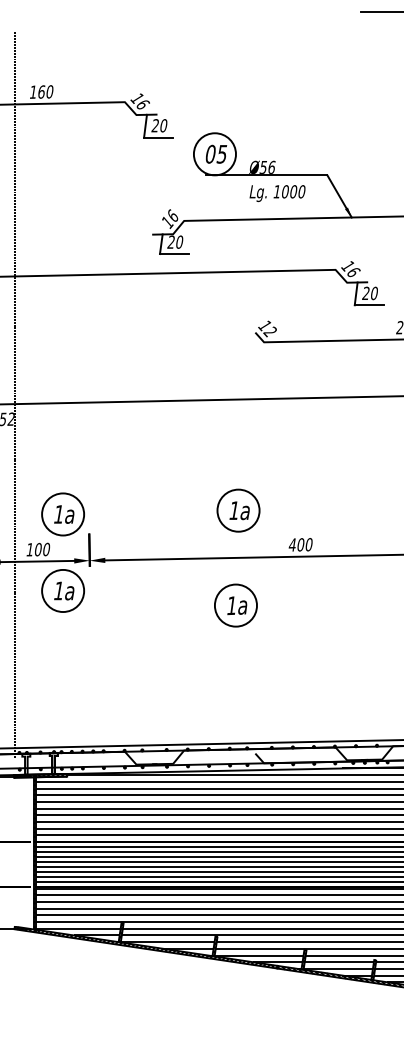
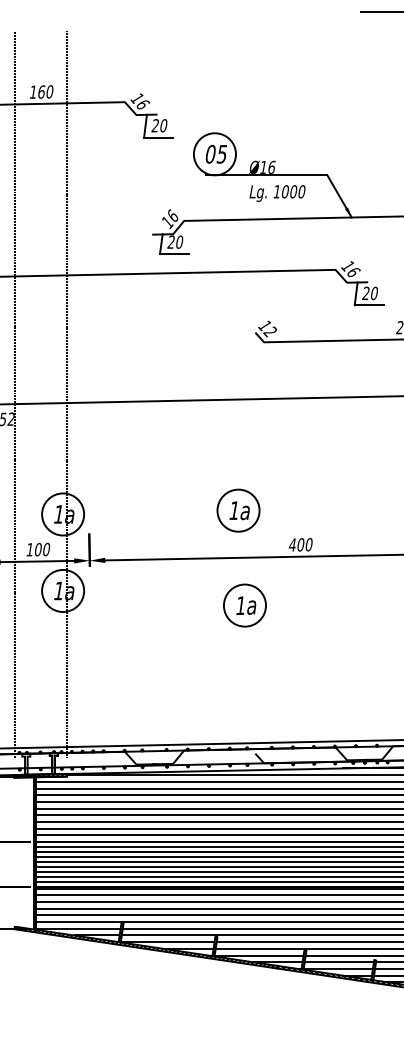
text: Ø56 -> Ø16 (262, 167)
line: none -> present (67, 394)
part position: (235, 605) -> (244, 605) (244, 605)
